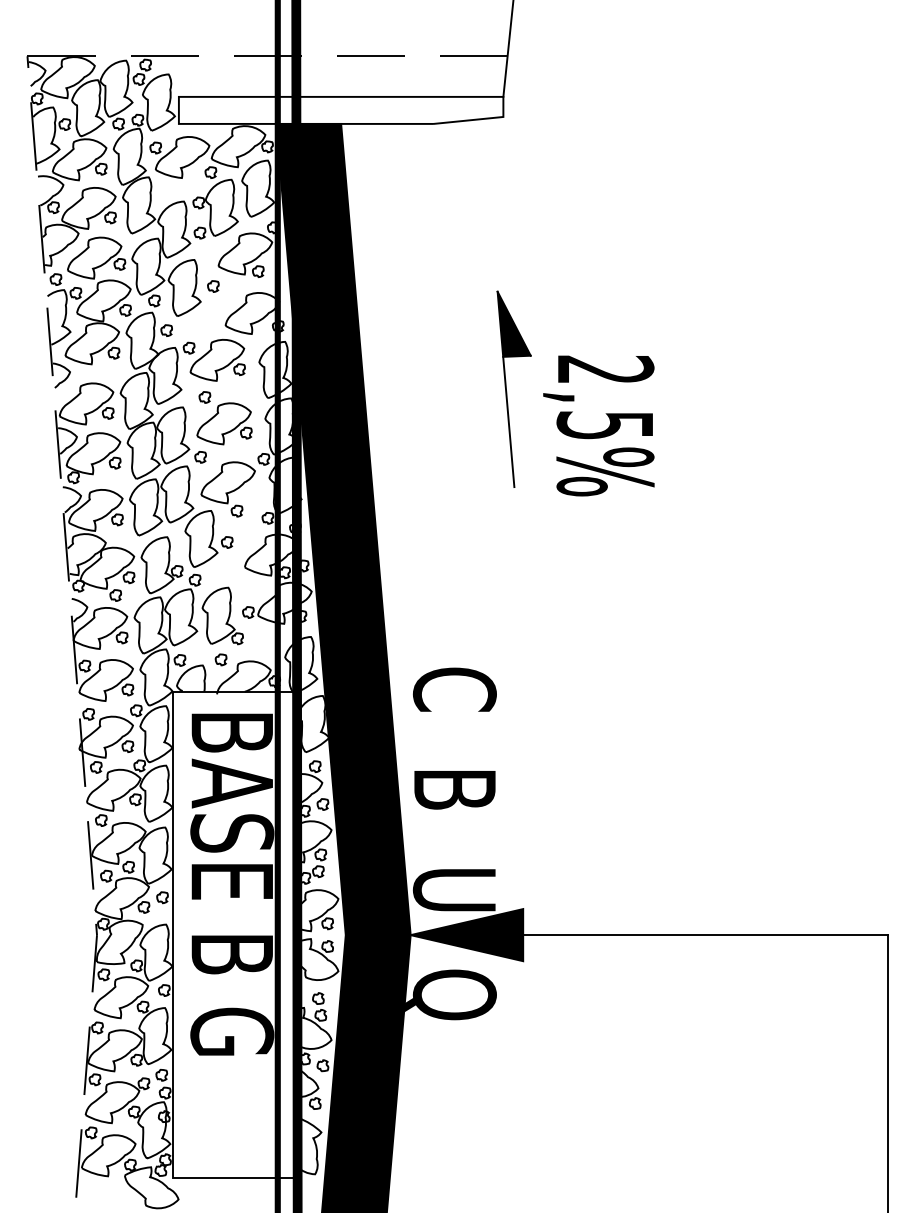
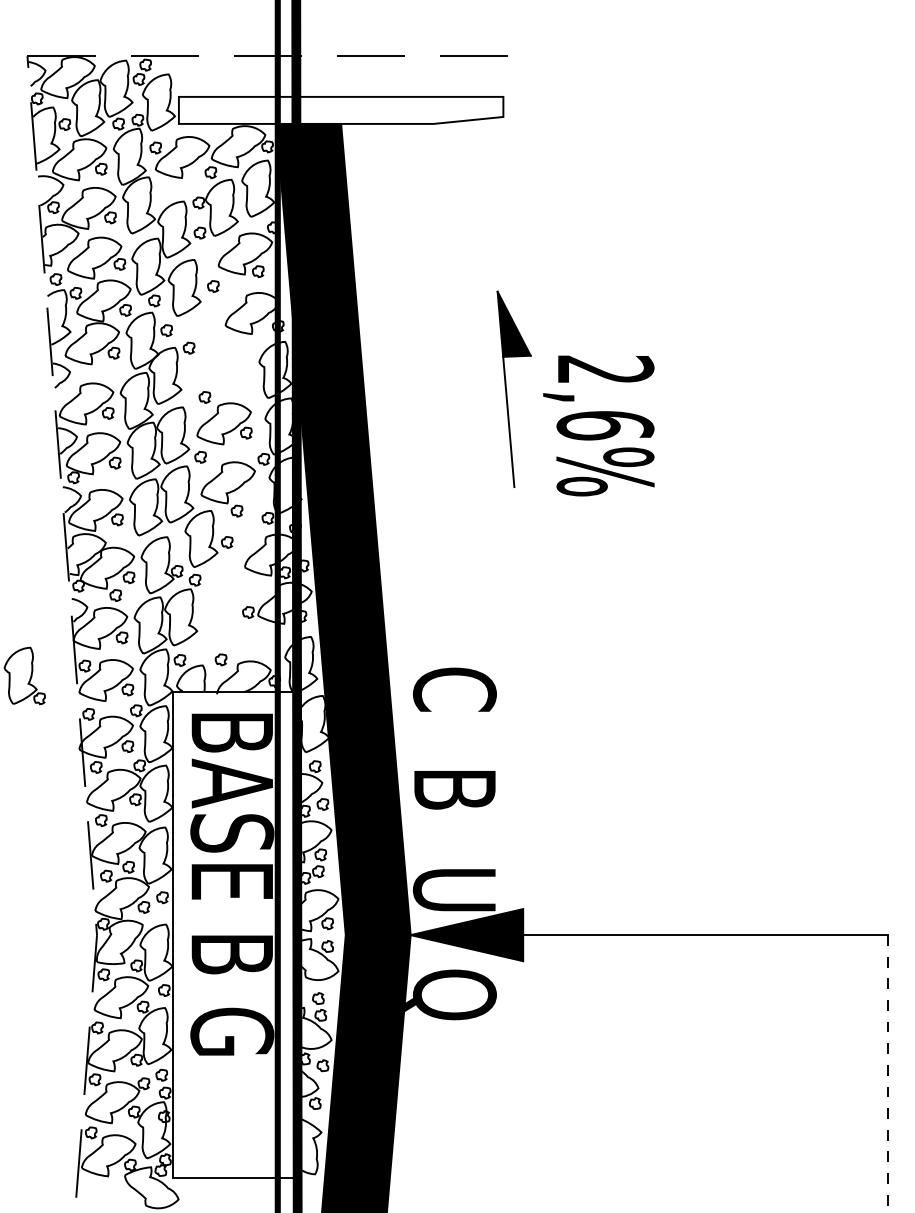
line: present -> none (508, 49)
part: present -> none (217, 360)
text: 2,5% -> 2,6% (605, 425)
part position: (222, 615) -> (24, 675) (24, 675)
line: solid -> dashed (887, 1073)
